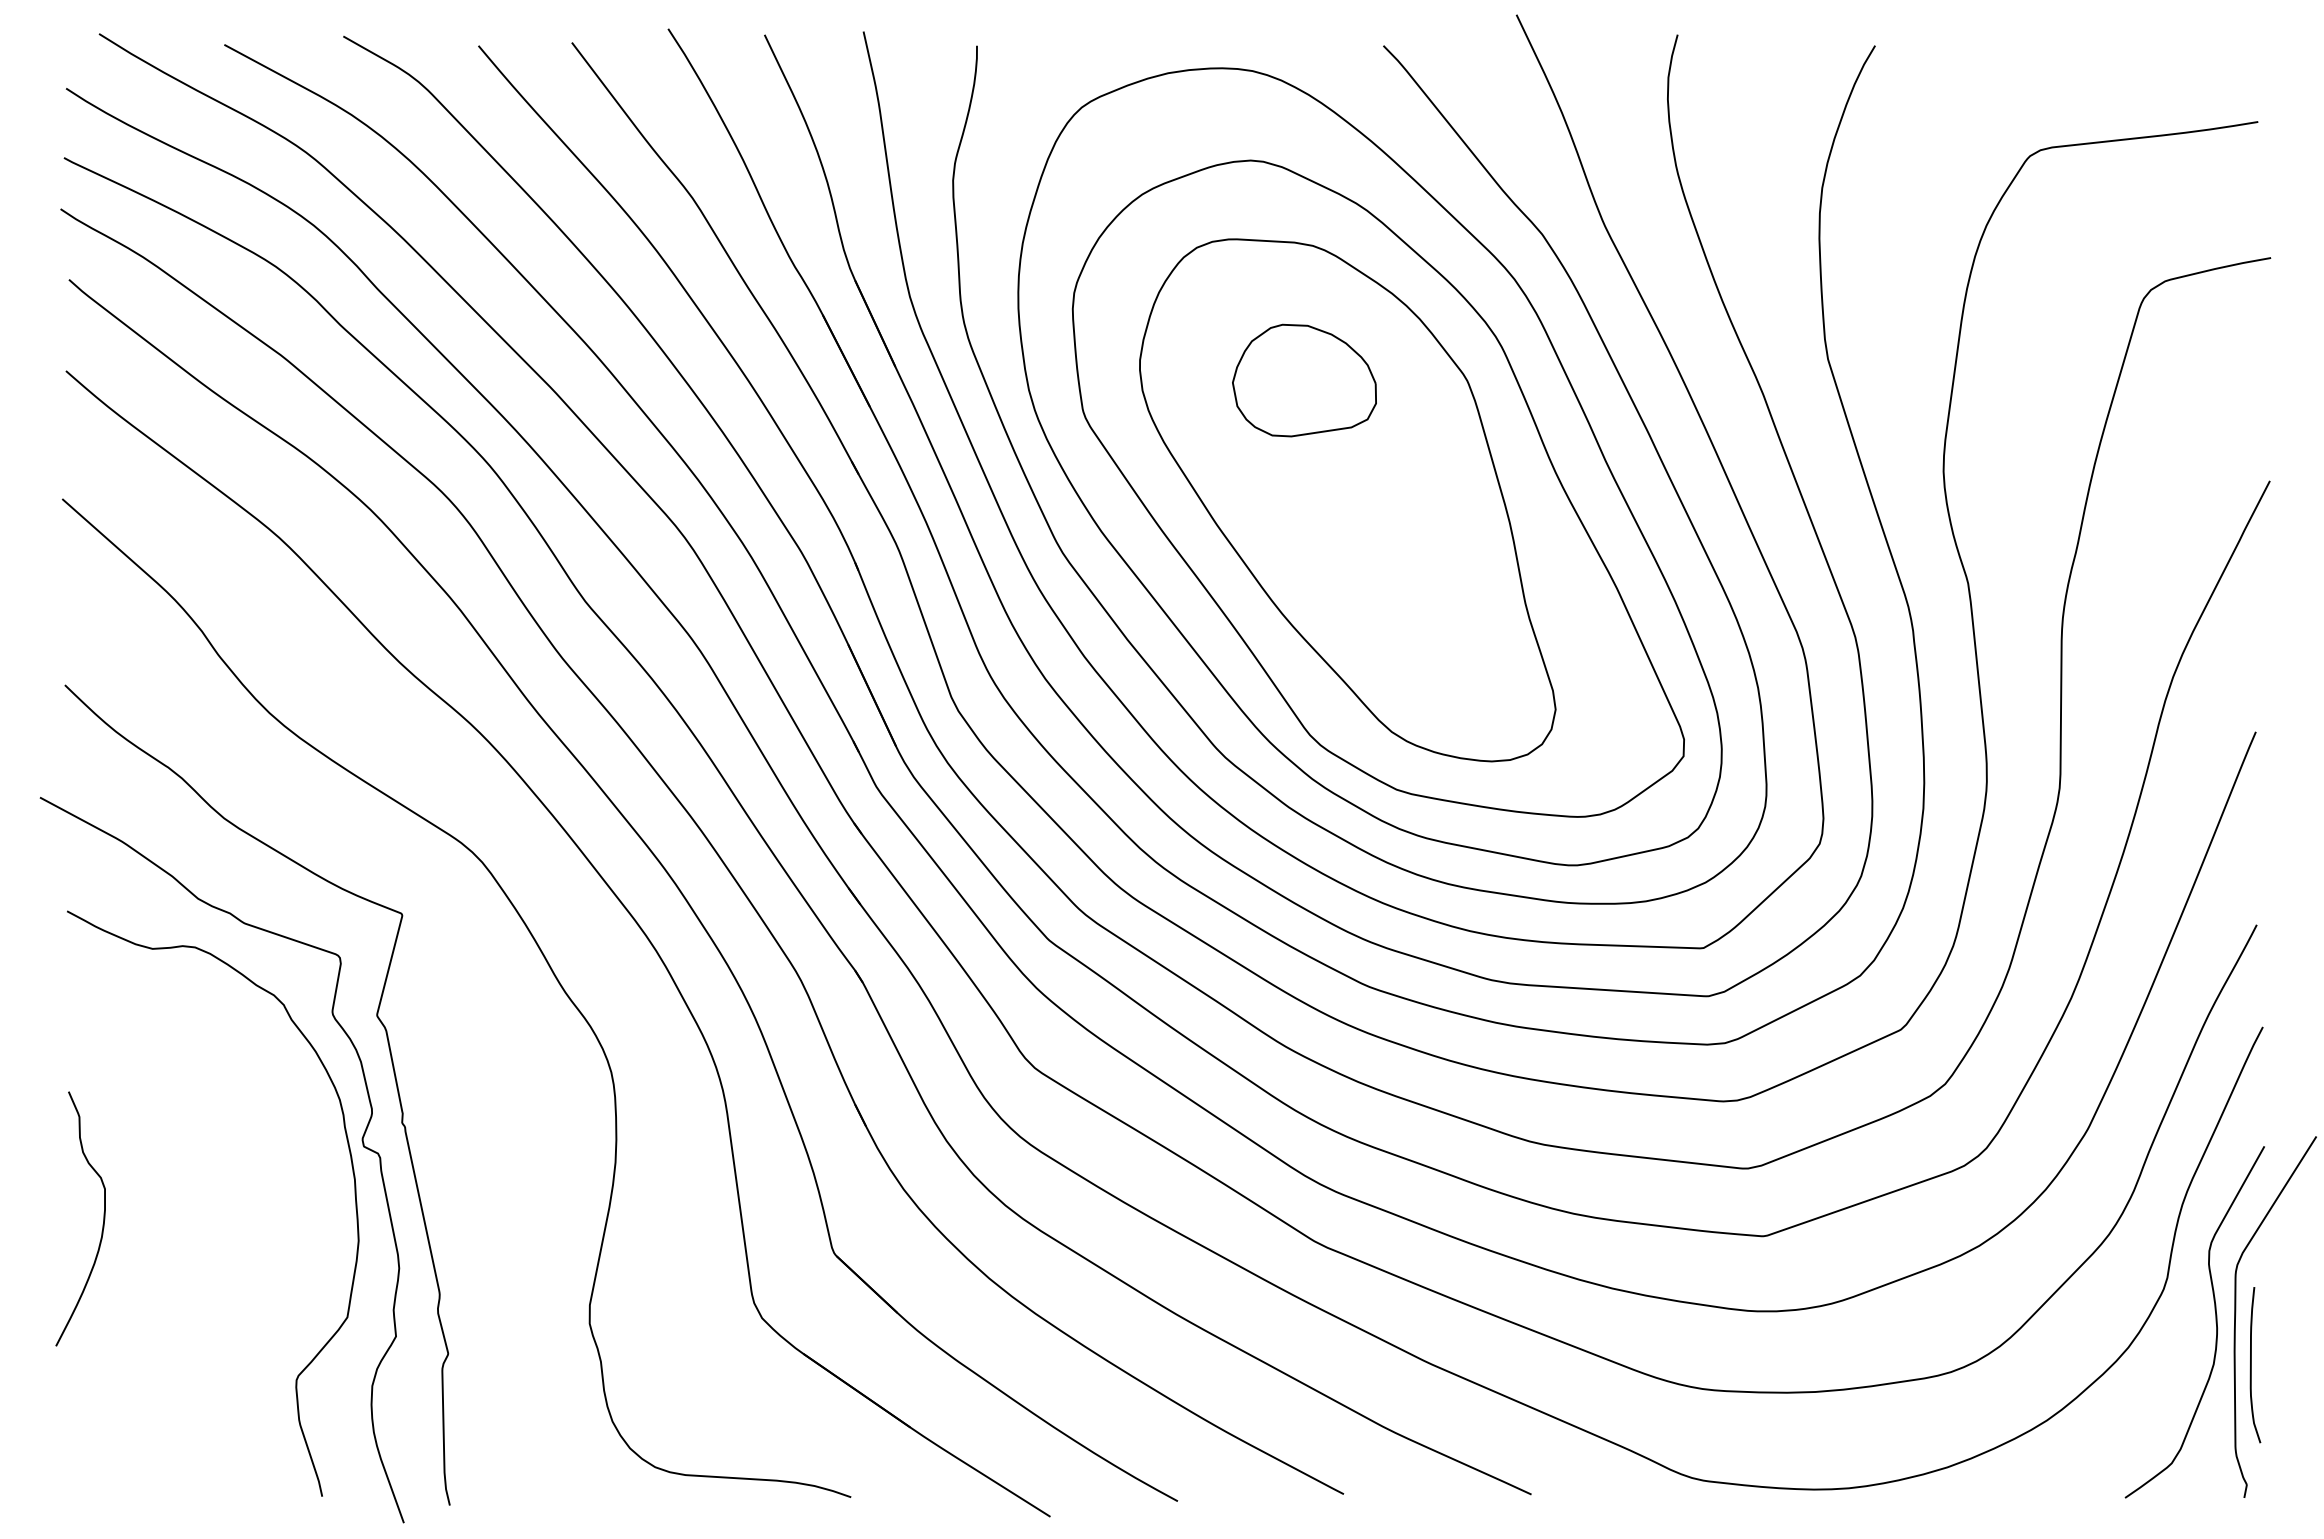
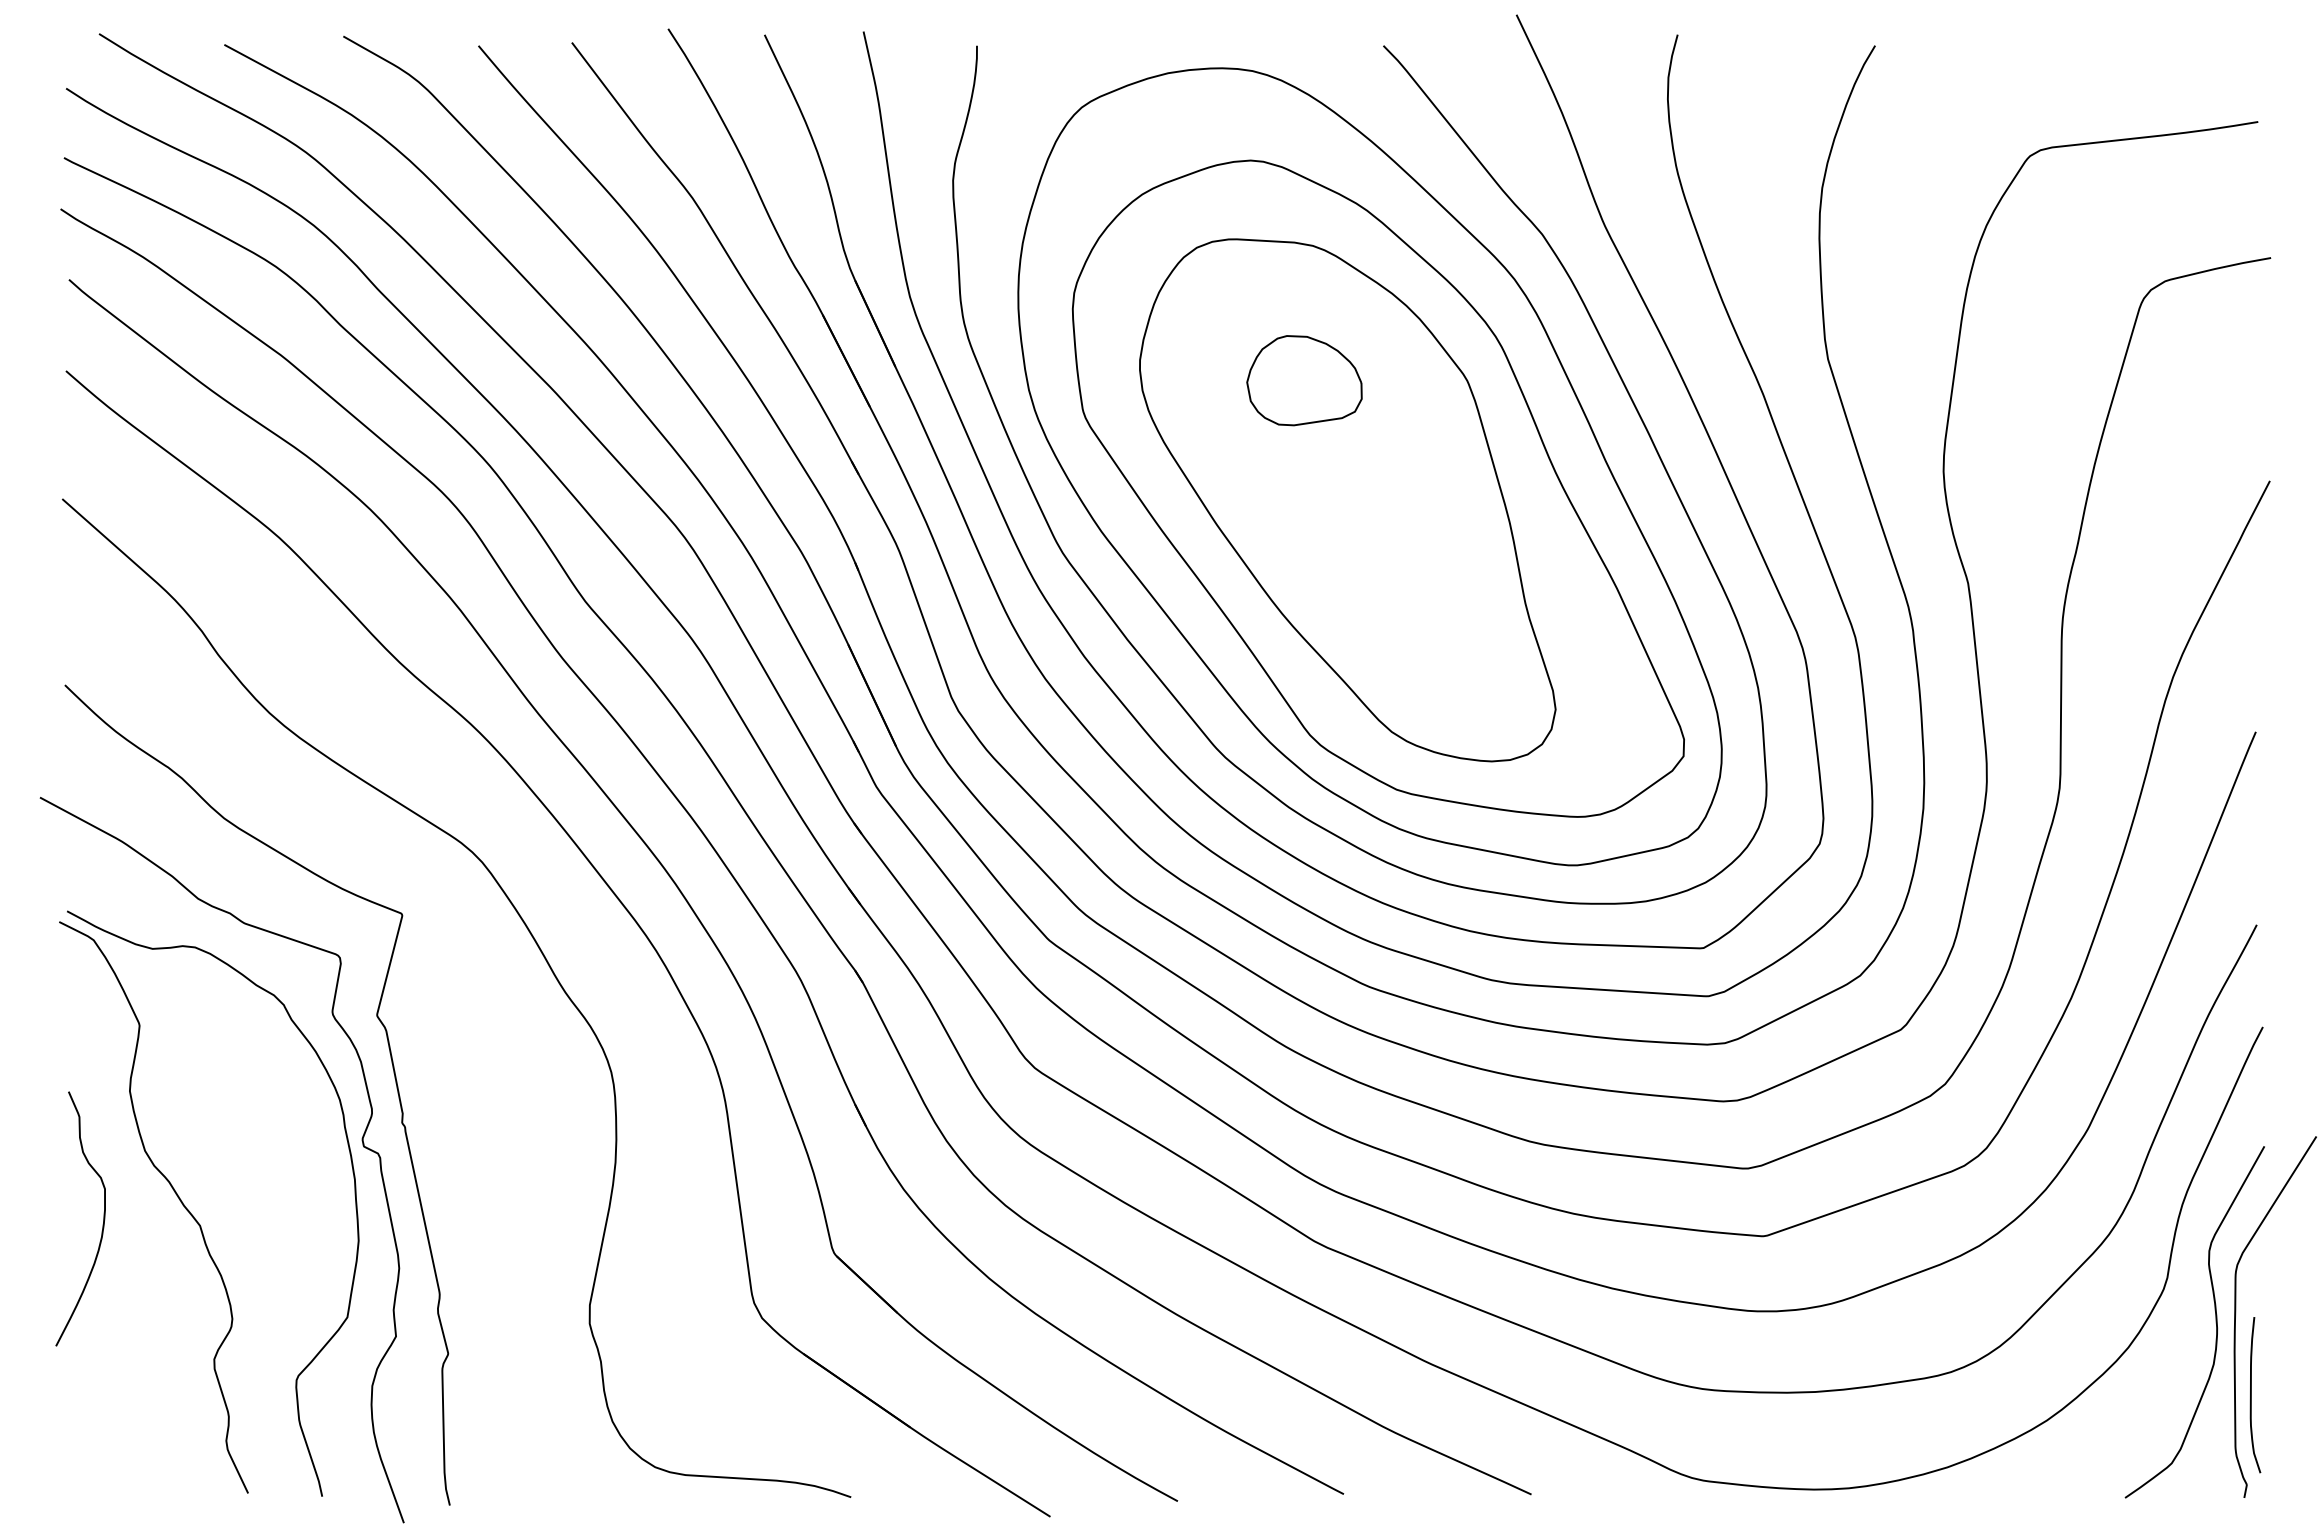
part size: 145x115 px -> 117x92 px (1304, 380)
curve: none -> present (175, 1194)
curve position: (2251, 1365) -> (2251, 1395) (2251, 1395)
